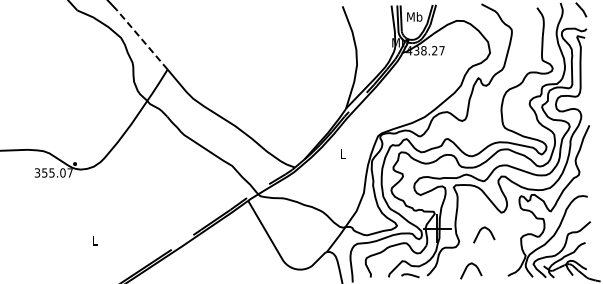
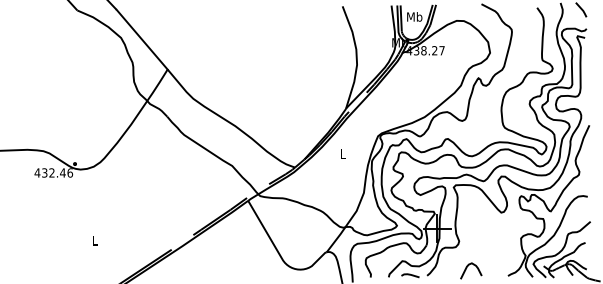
line: dashed -> solid (141, 39)
text: 355.07 -> 432.46 (53, 172)
curve: present -> none (480, 232)
